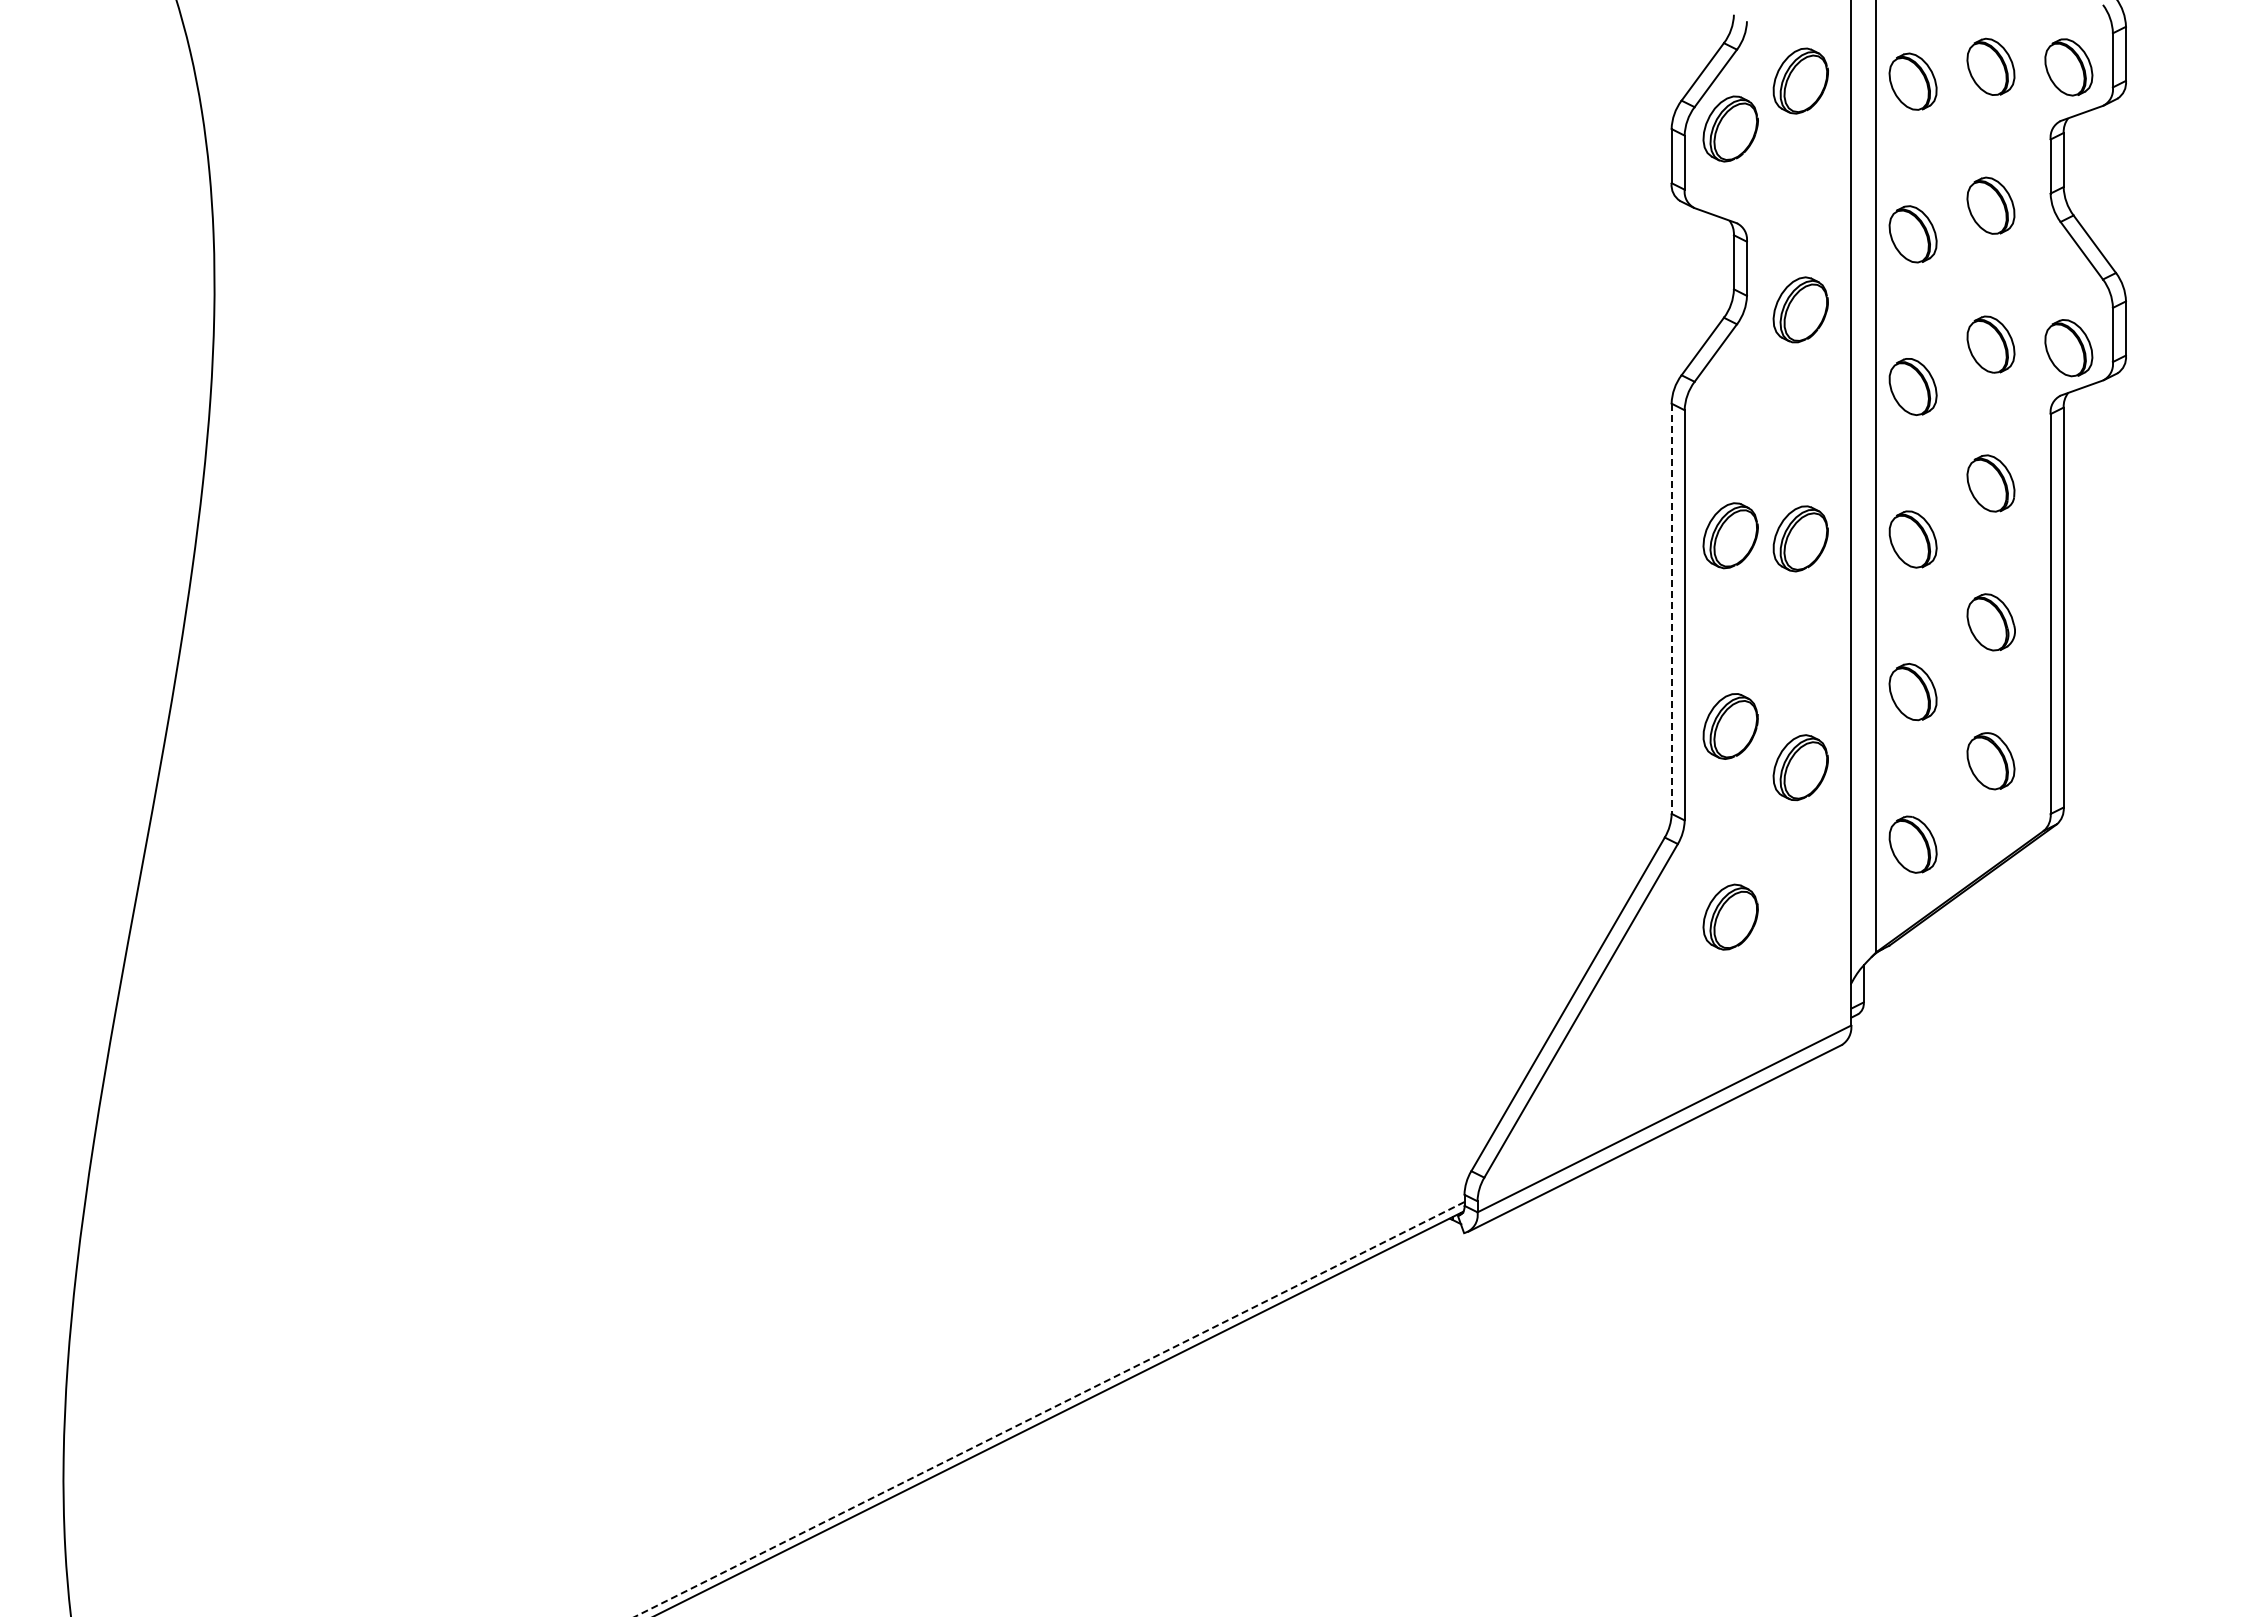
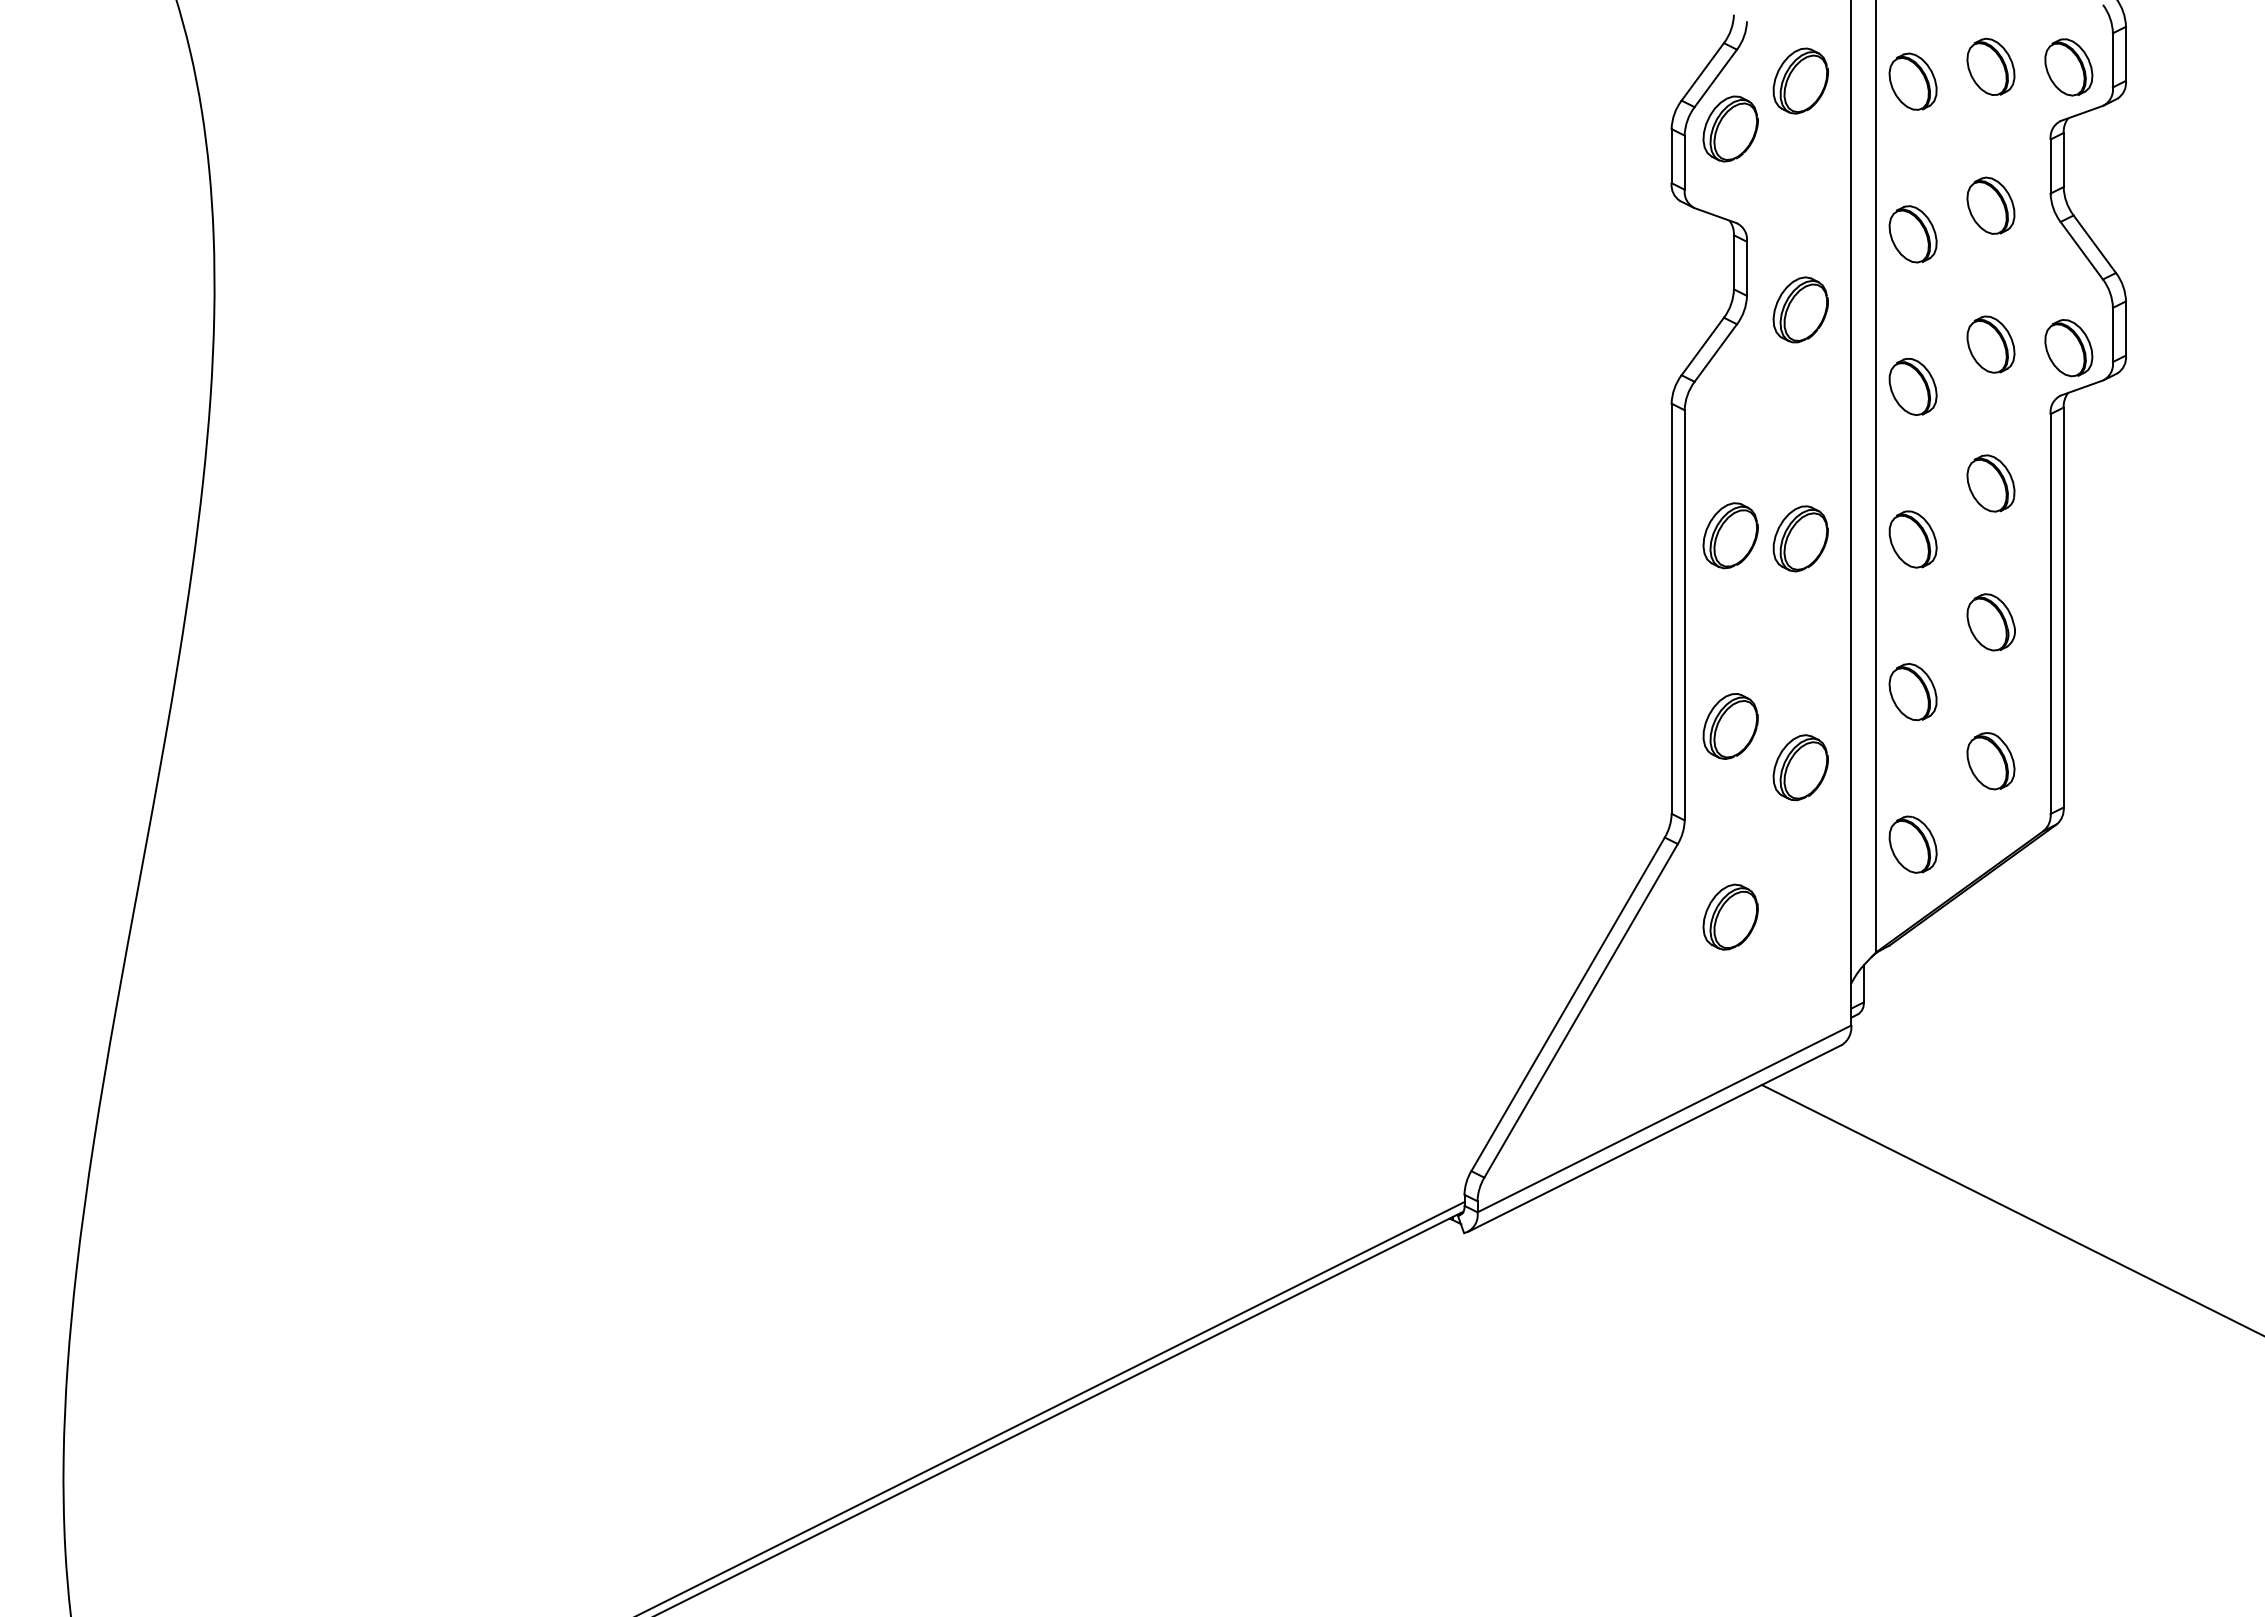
line: dashed -> solid (1671, 609)
line: none -> present (2011, 1209)
line: dashed -> solid (1049, 1409)
